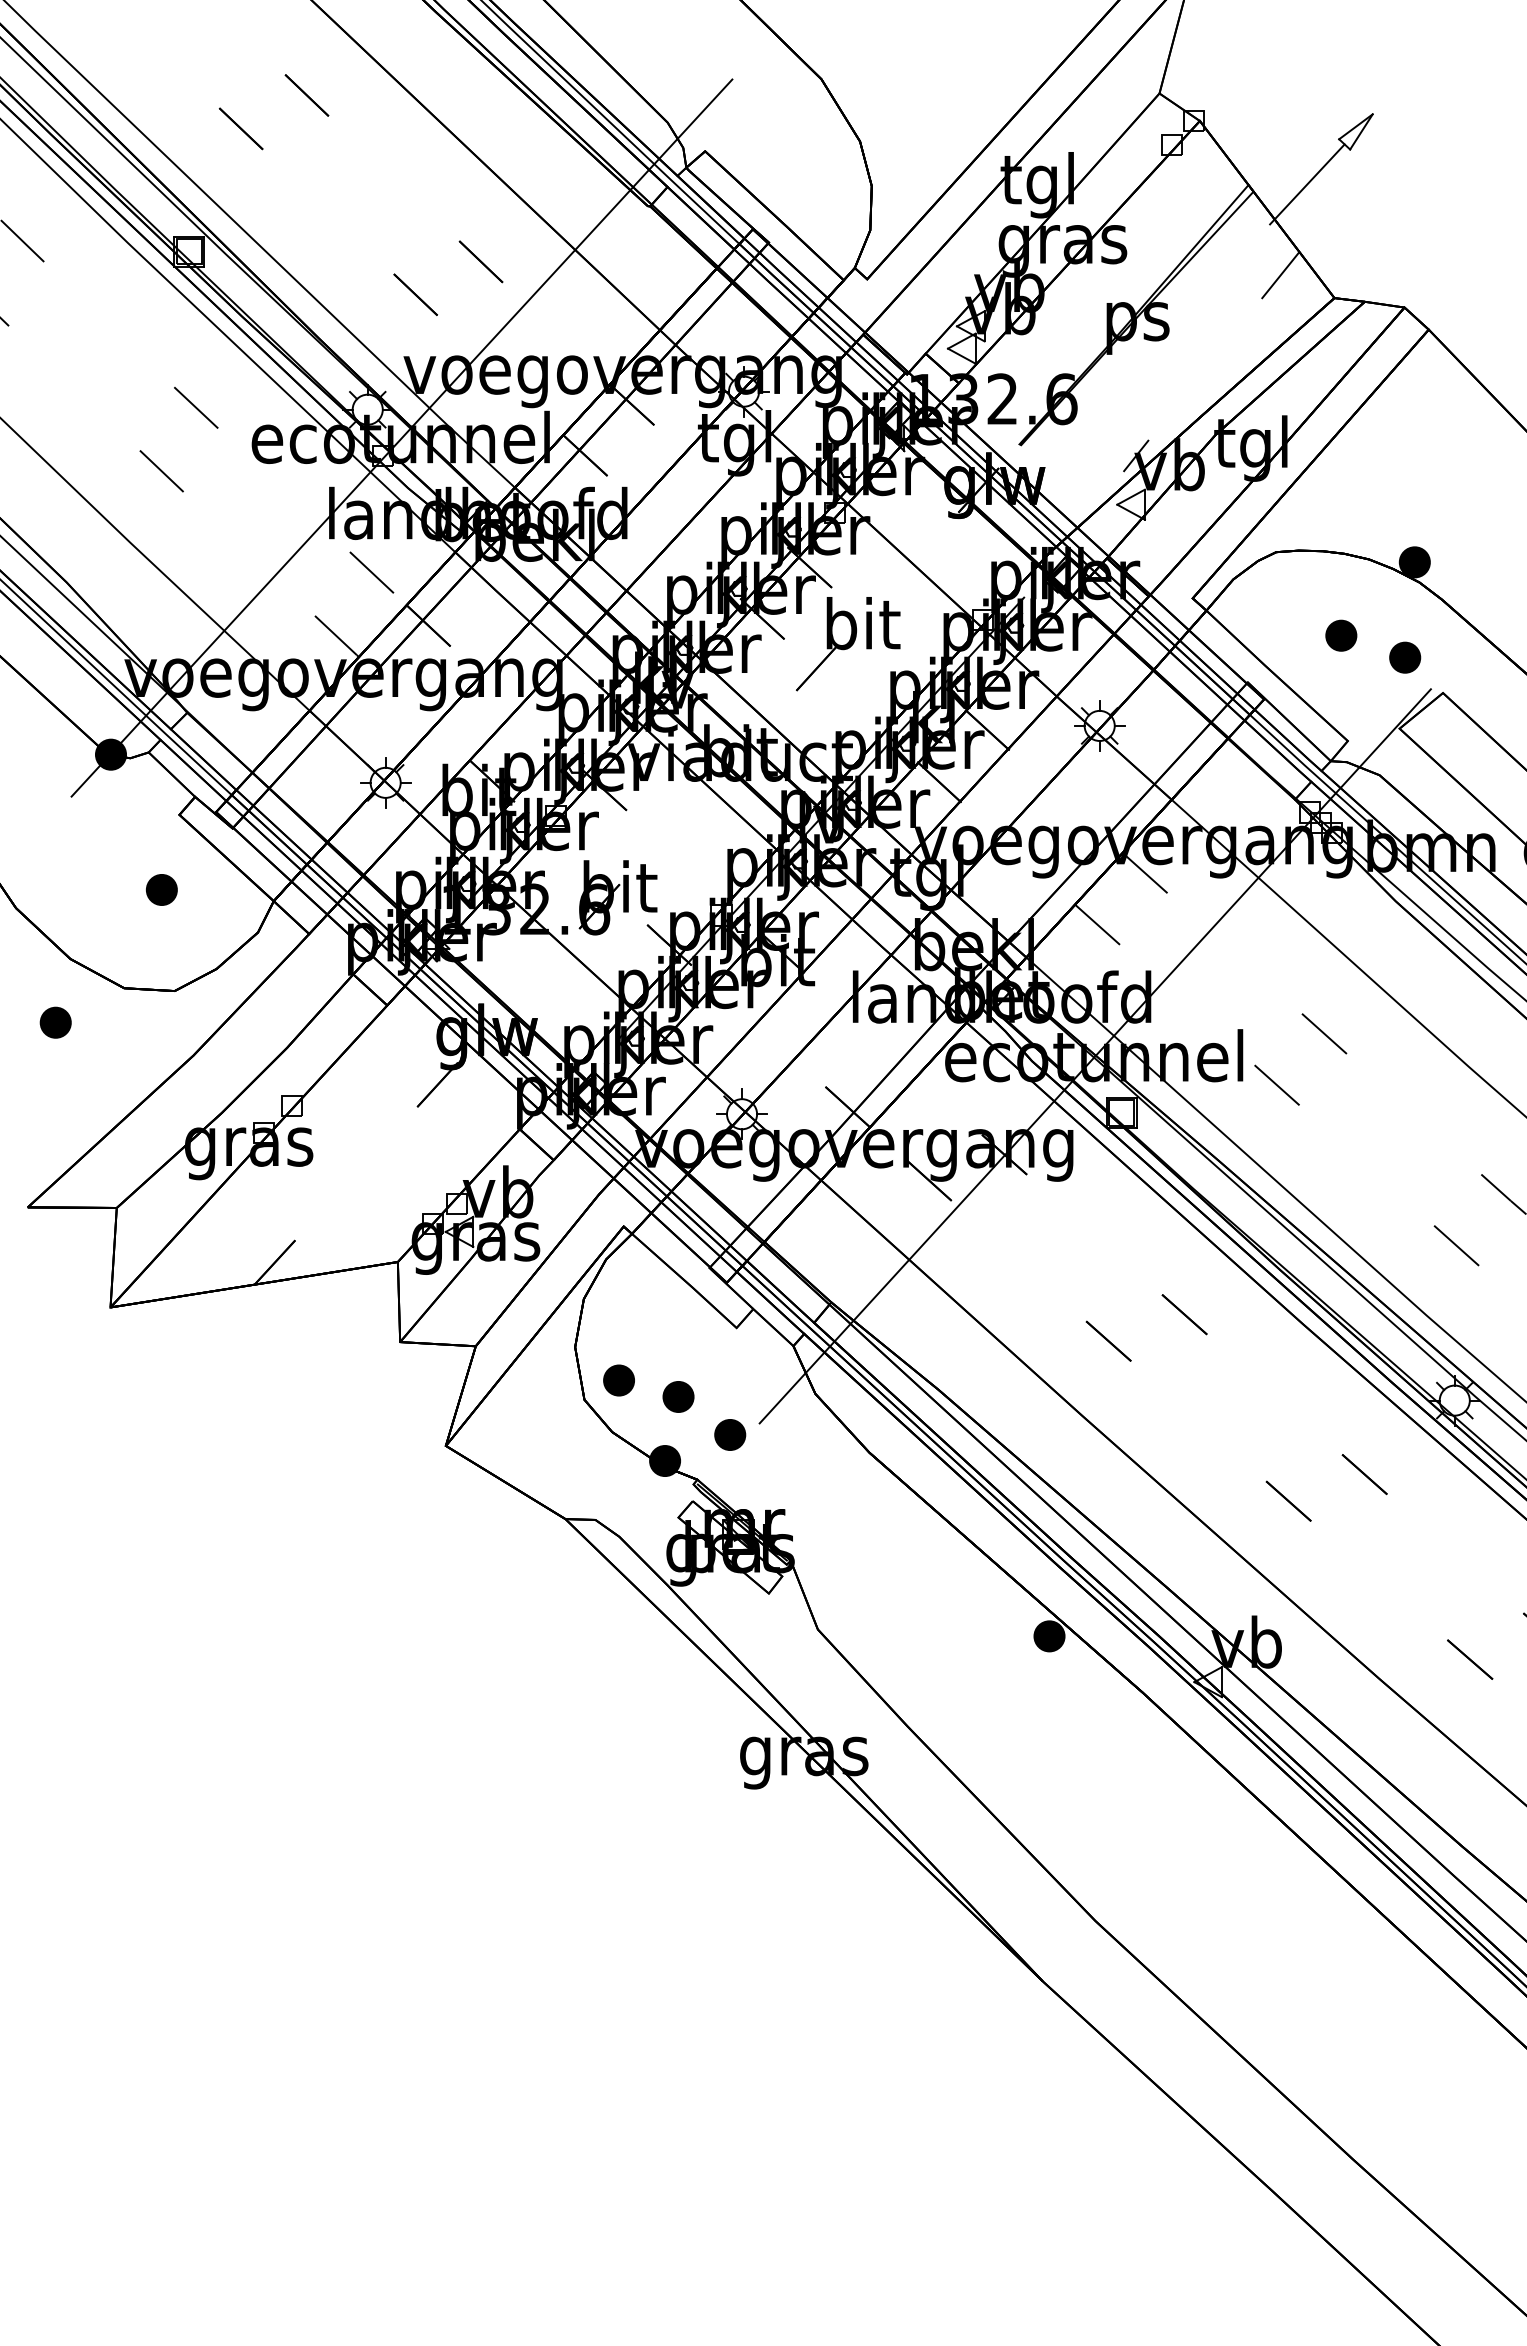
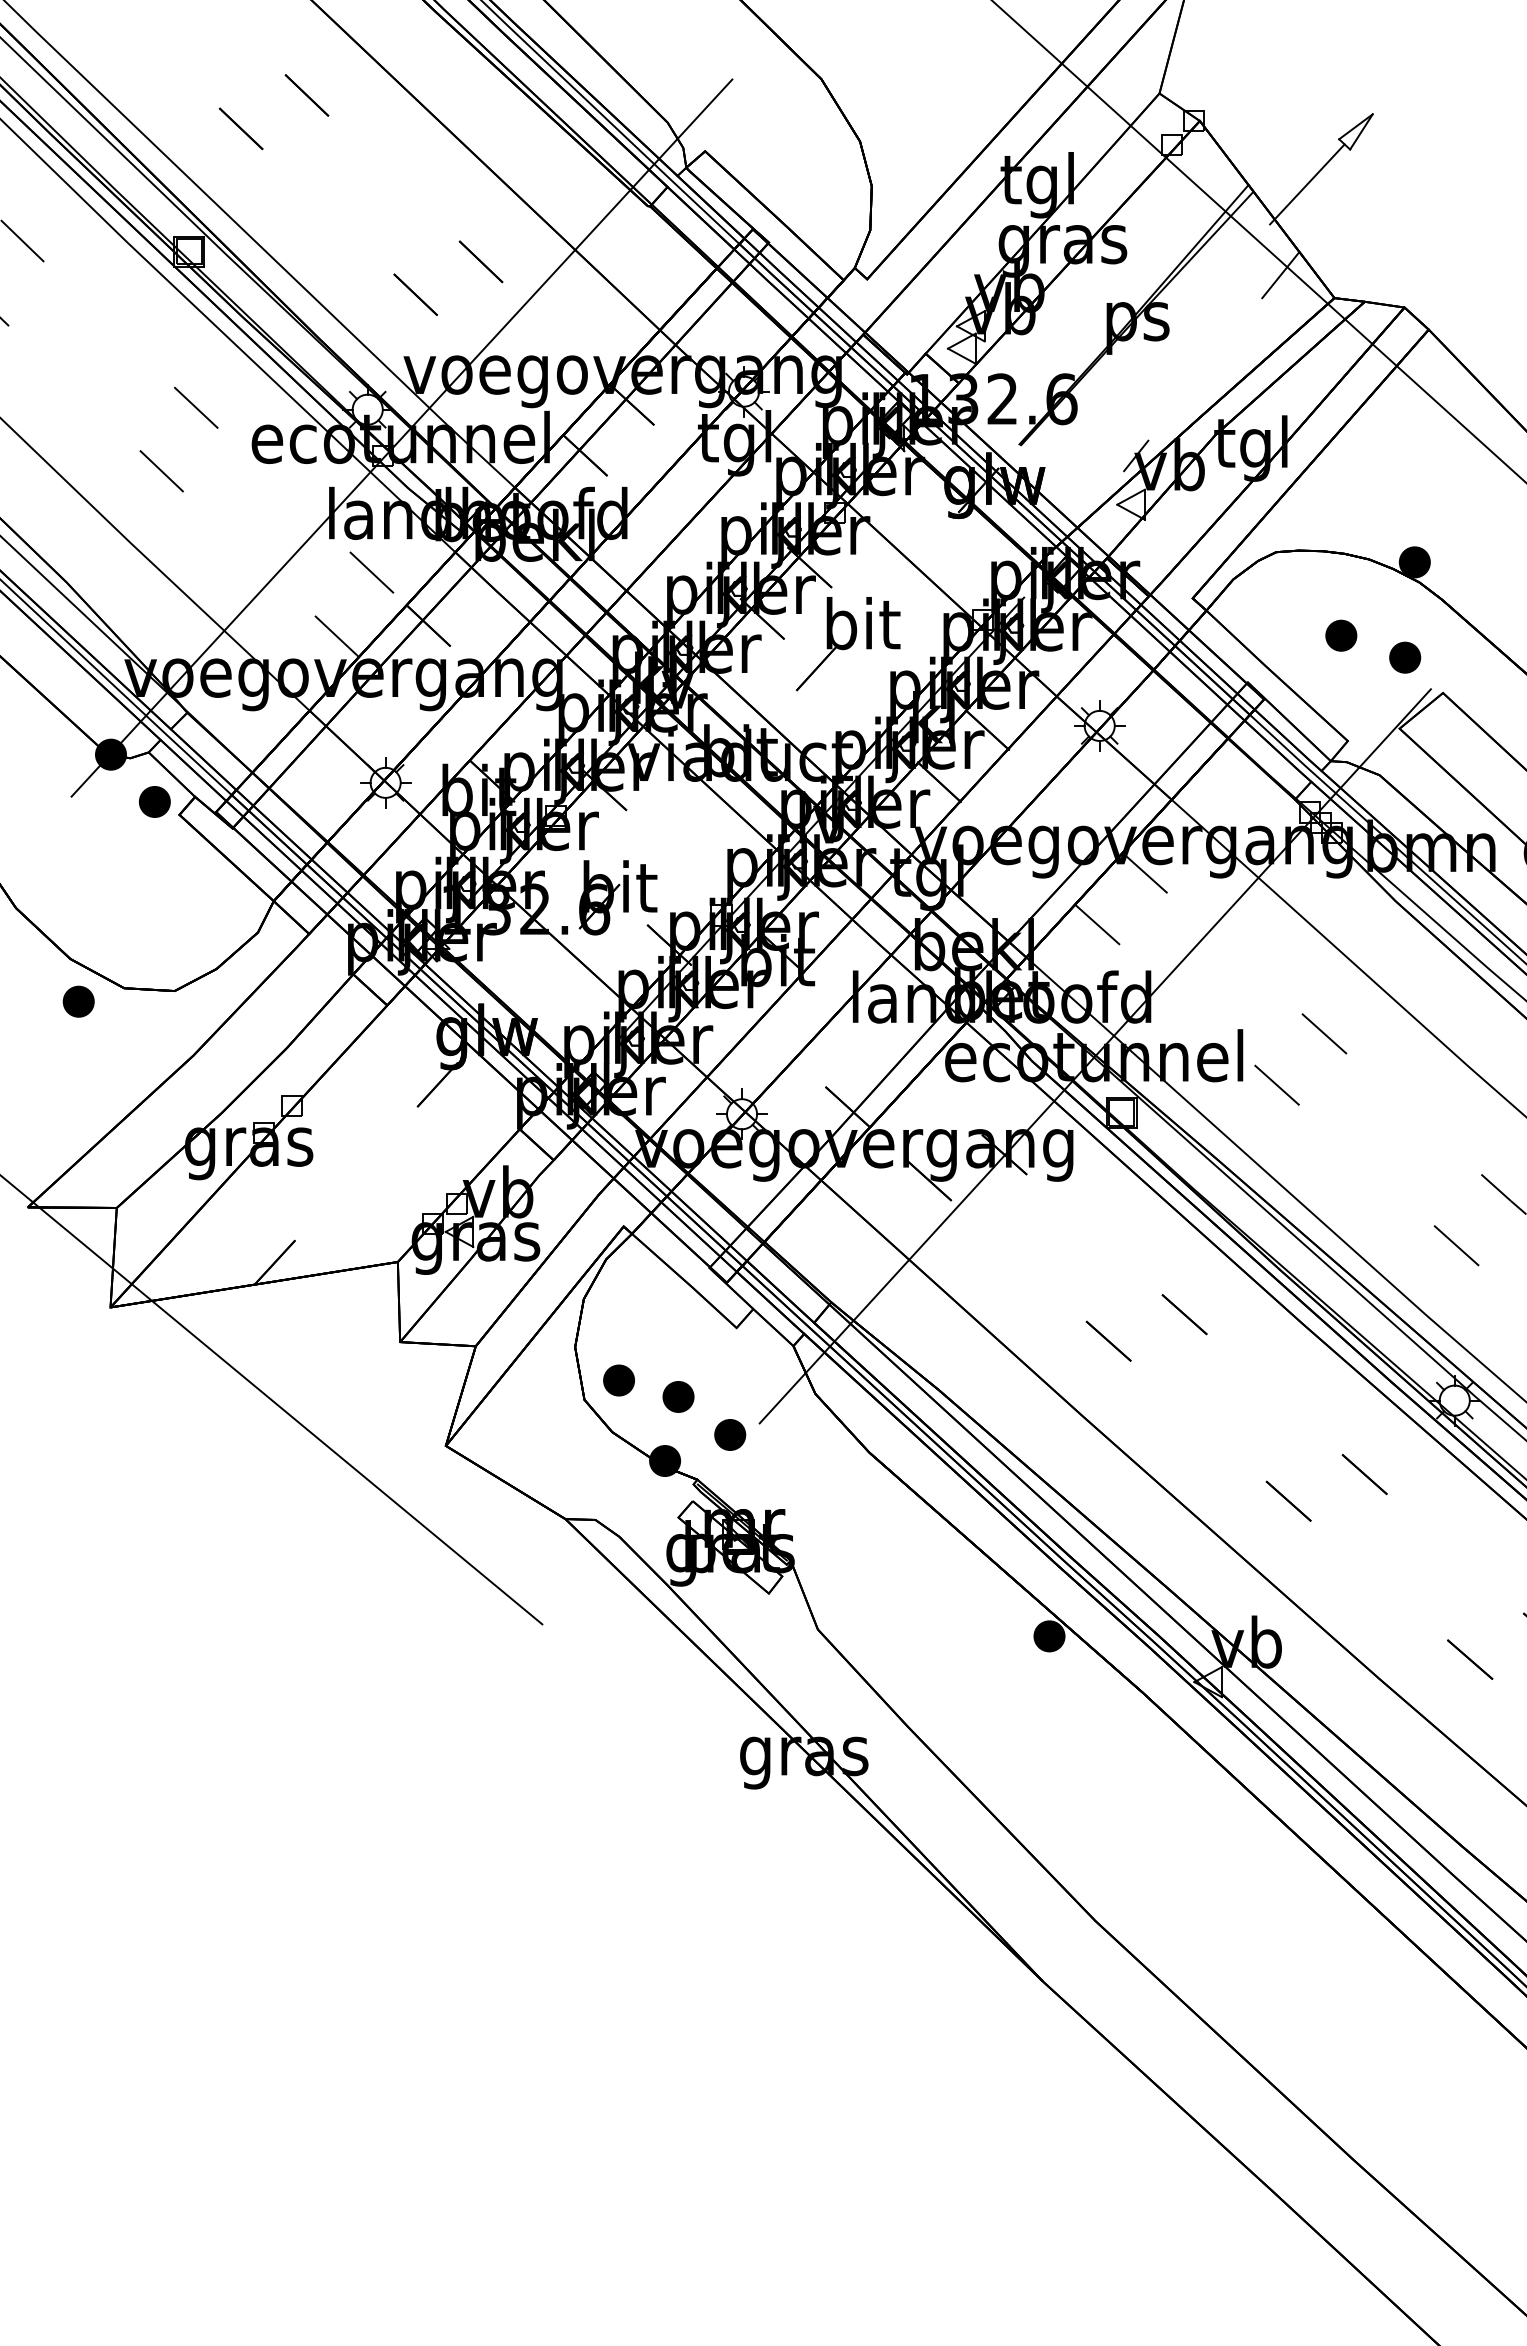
line: none -> present (1258, 241)
part position: (161, 889) -> (154, 801) (154, 801)
part position: (55, 1022) -> (78, 1001) (78, 1001)
line: none -> present (272, 1400)
